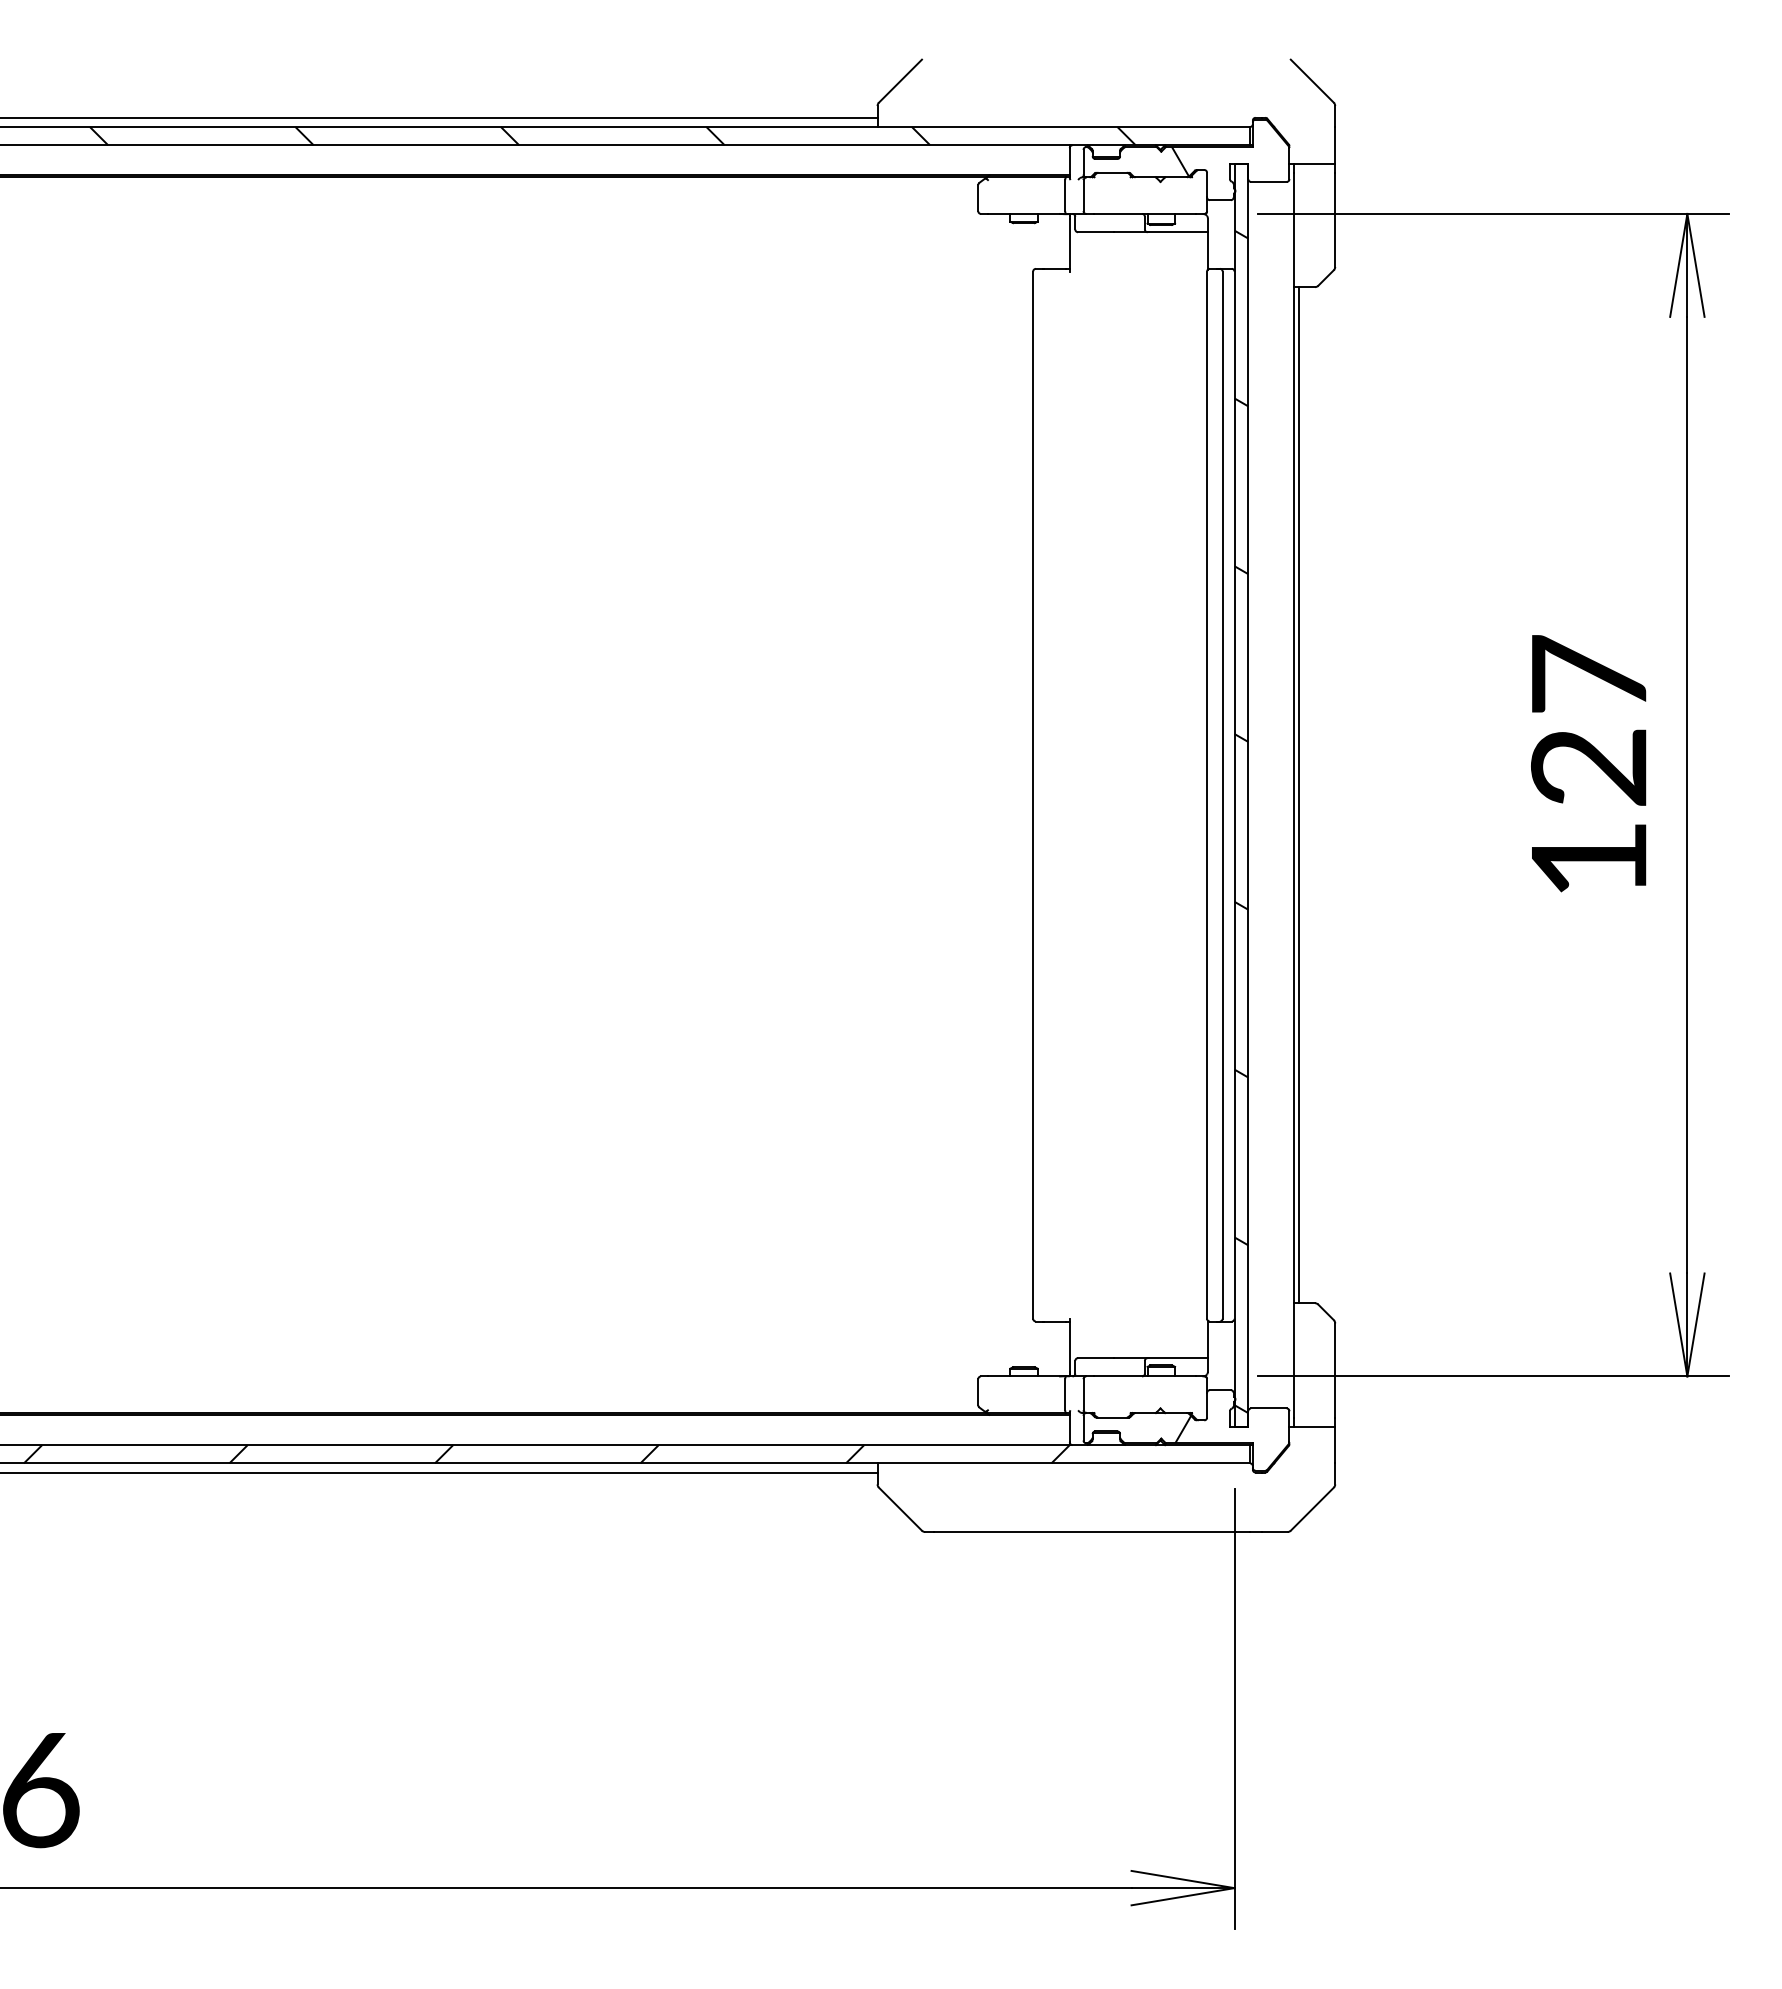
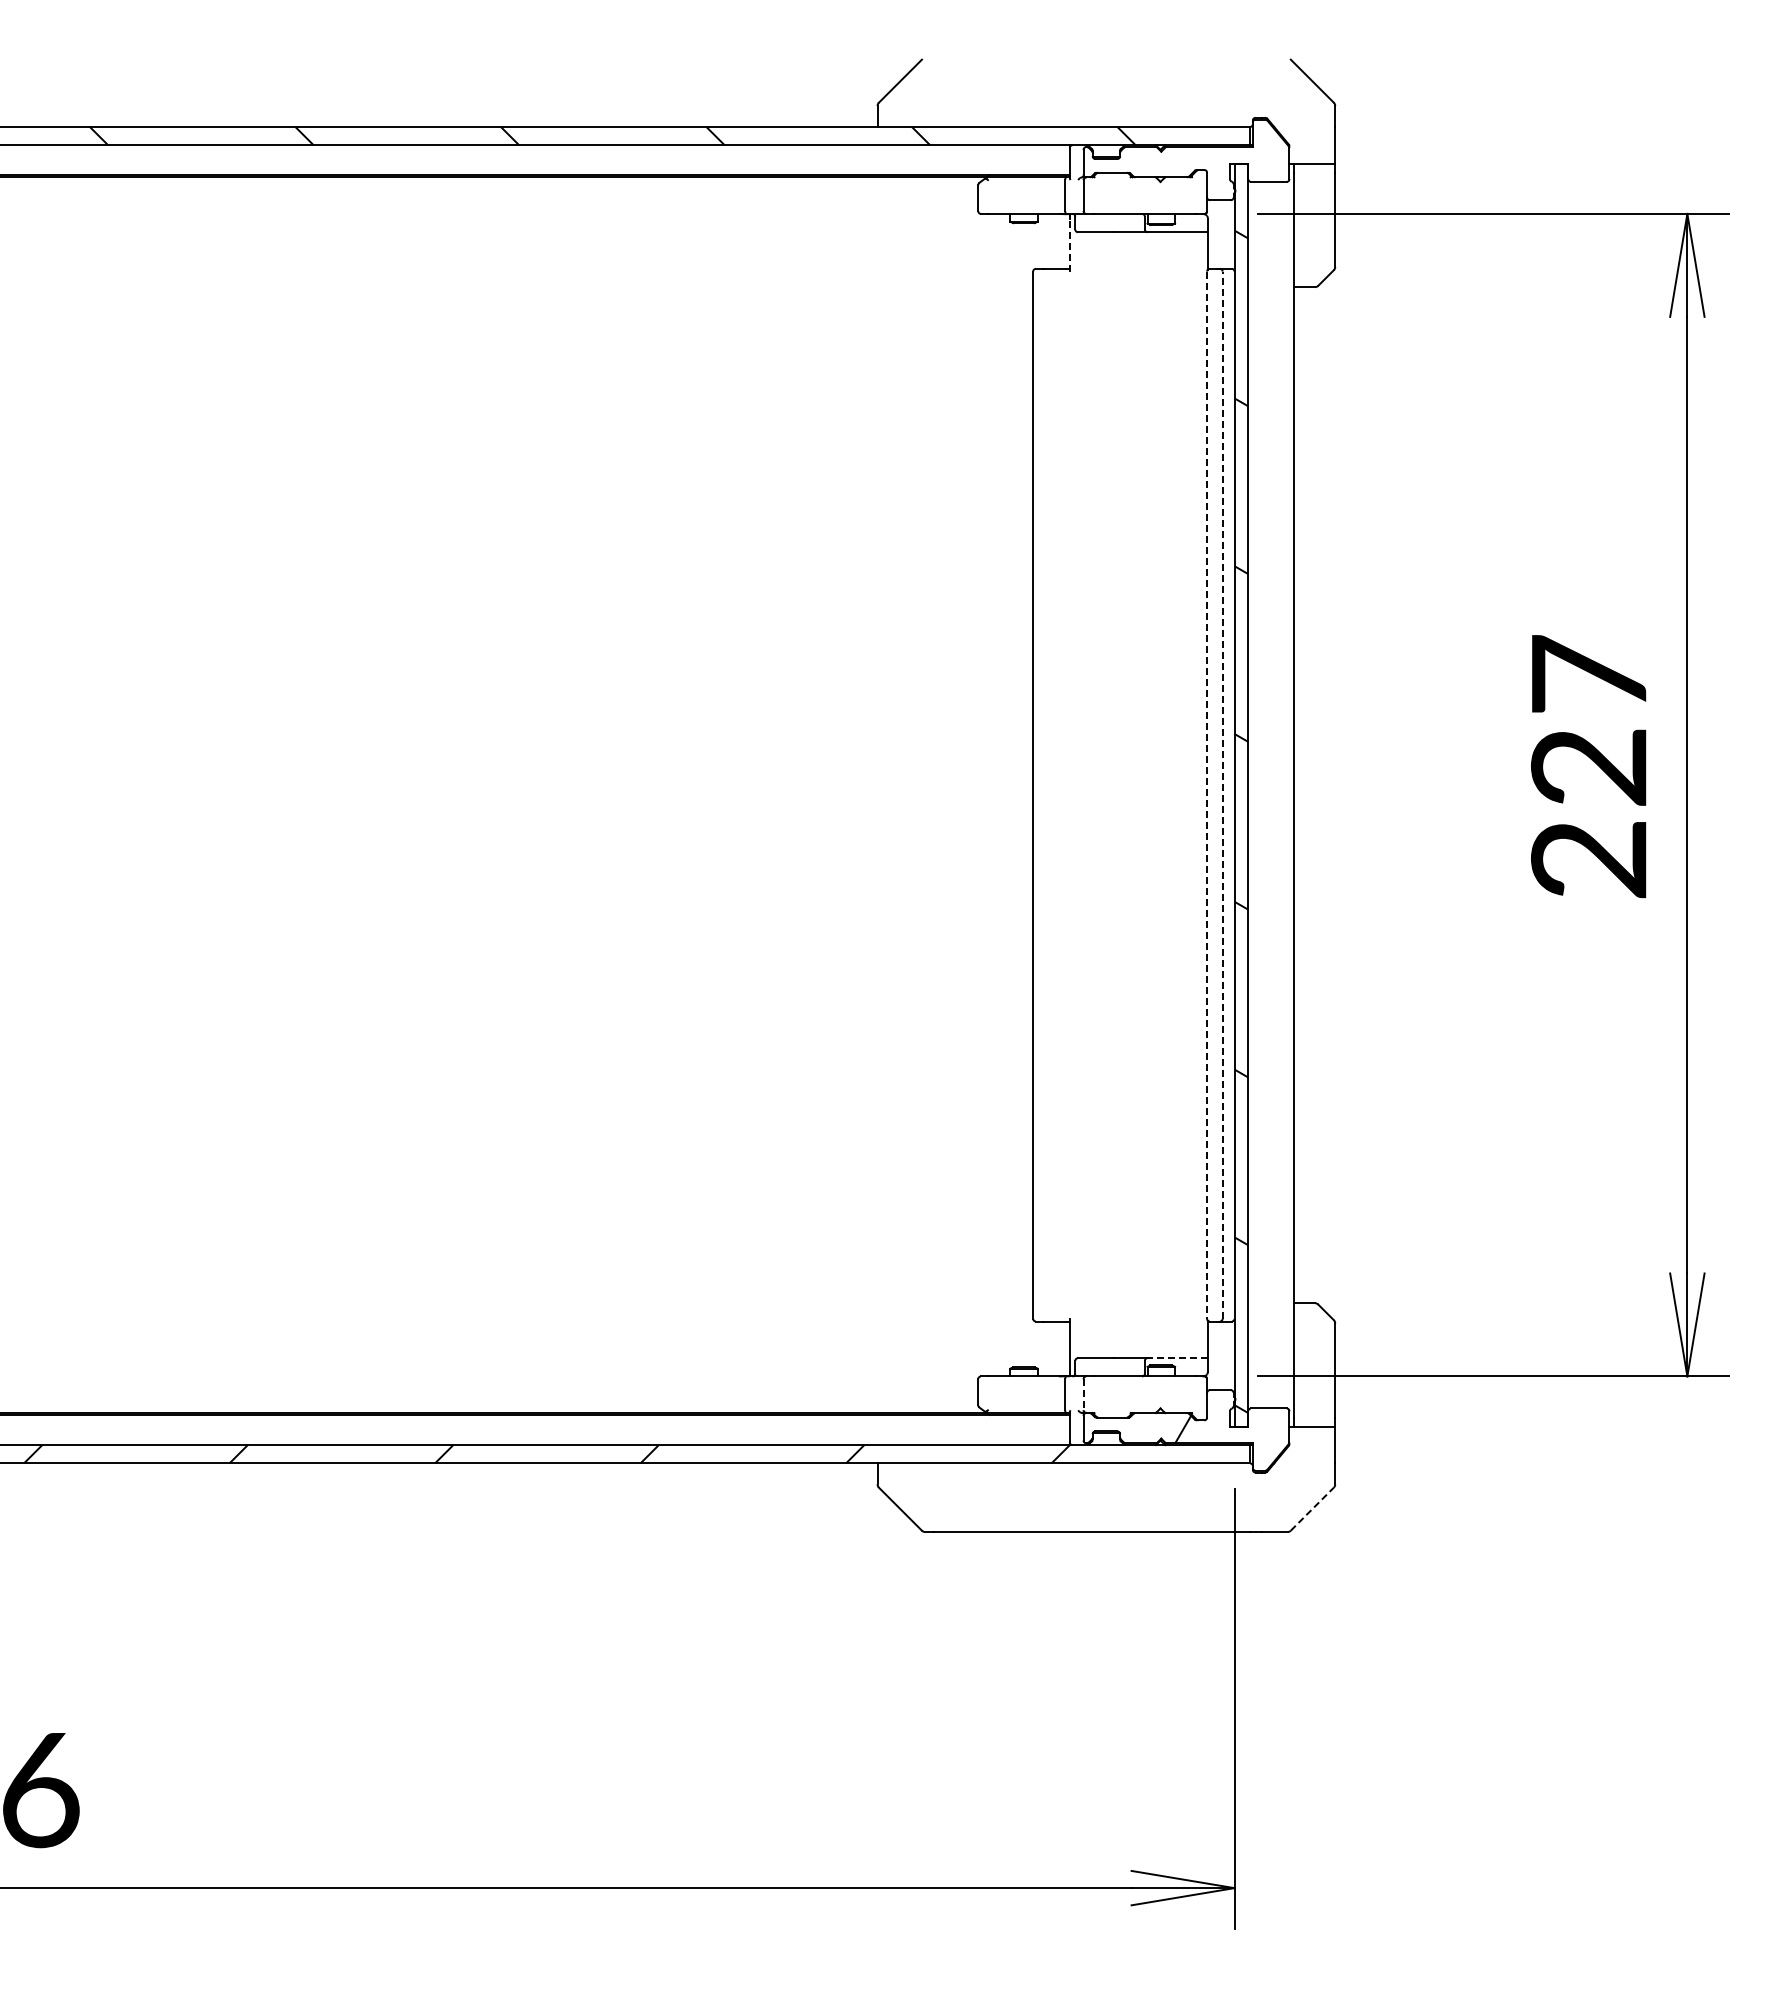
line: present -> none (439, 117)
hatch: present -> none (1180, 161)
line: solid -> dashed (1069, 245)
line: solid -> dashed (1207, 795)
line: solid -> dashed (1222, 795)
line: present -> none (1298, 795)
text: 127 -> 227 (1588, 860)
line: solid -> dashed (1178, 1358)
line: solid -> dashed (1083, 1394)
line: present -> none (439, 1472)
line: solid -> dashed (1312, 1508)
